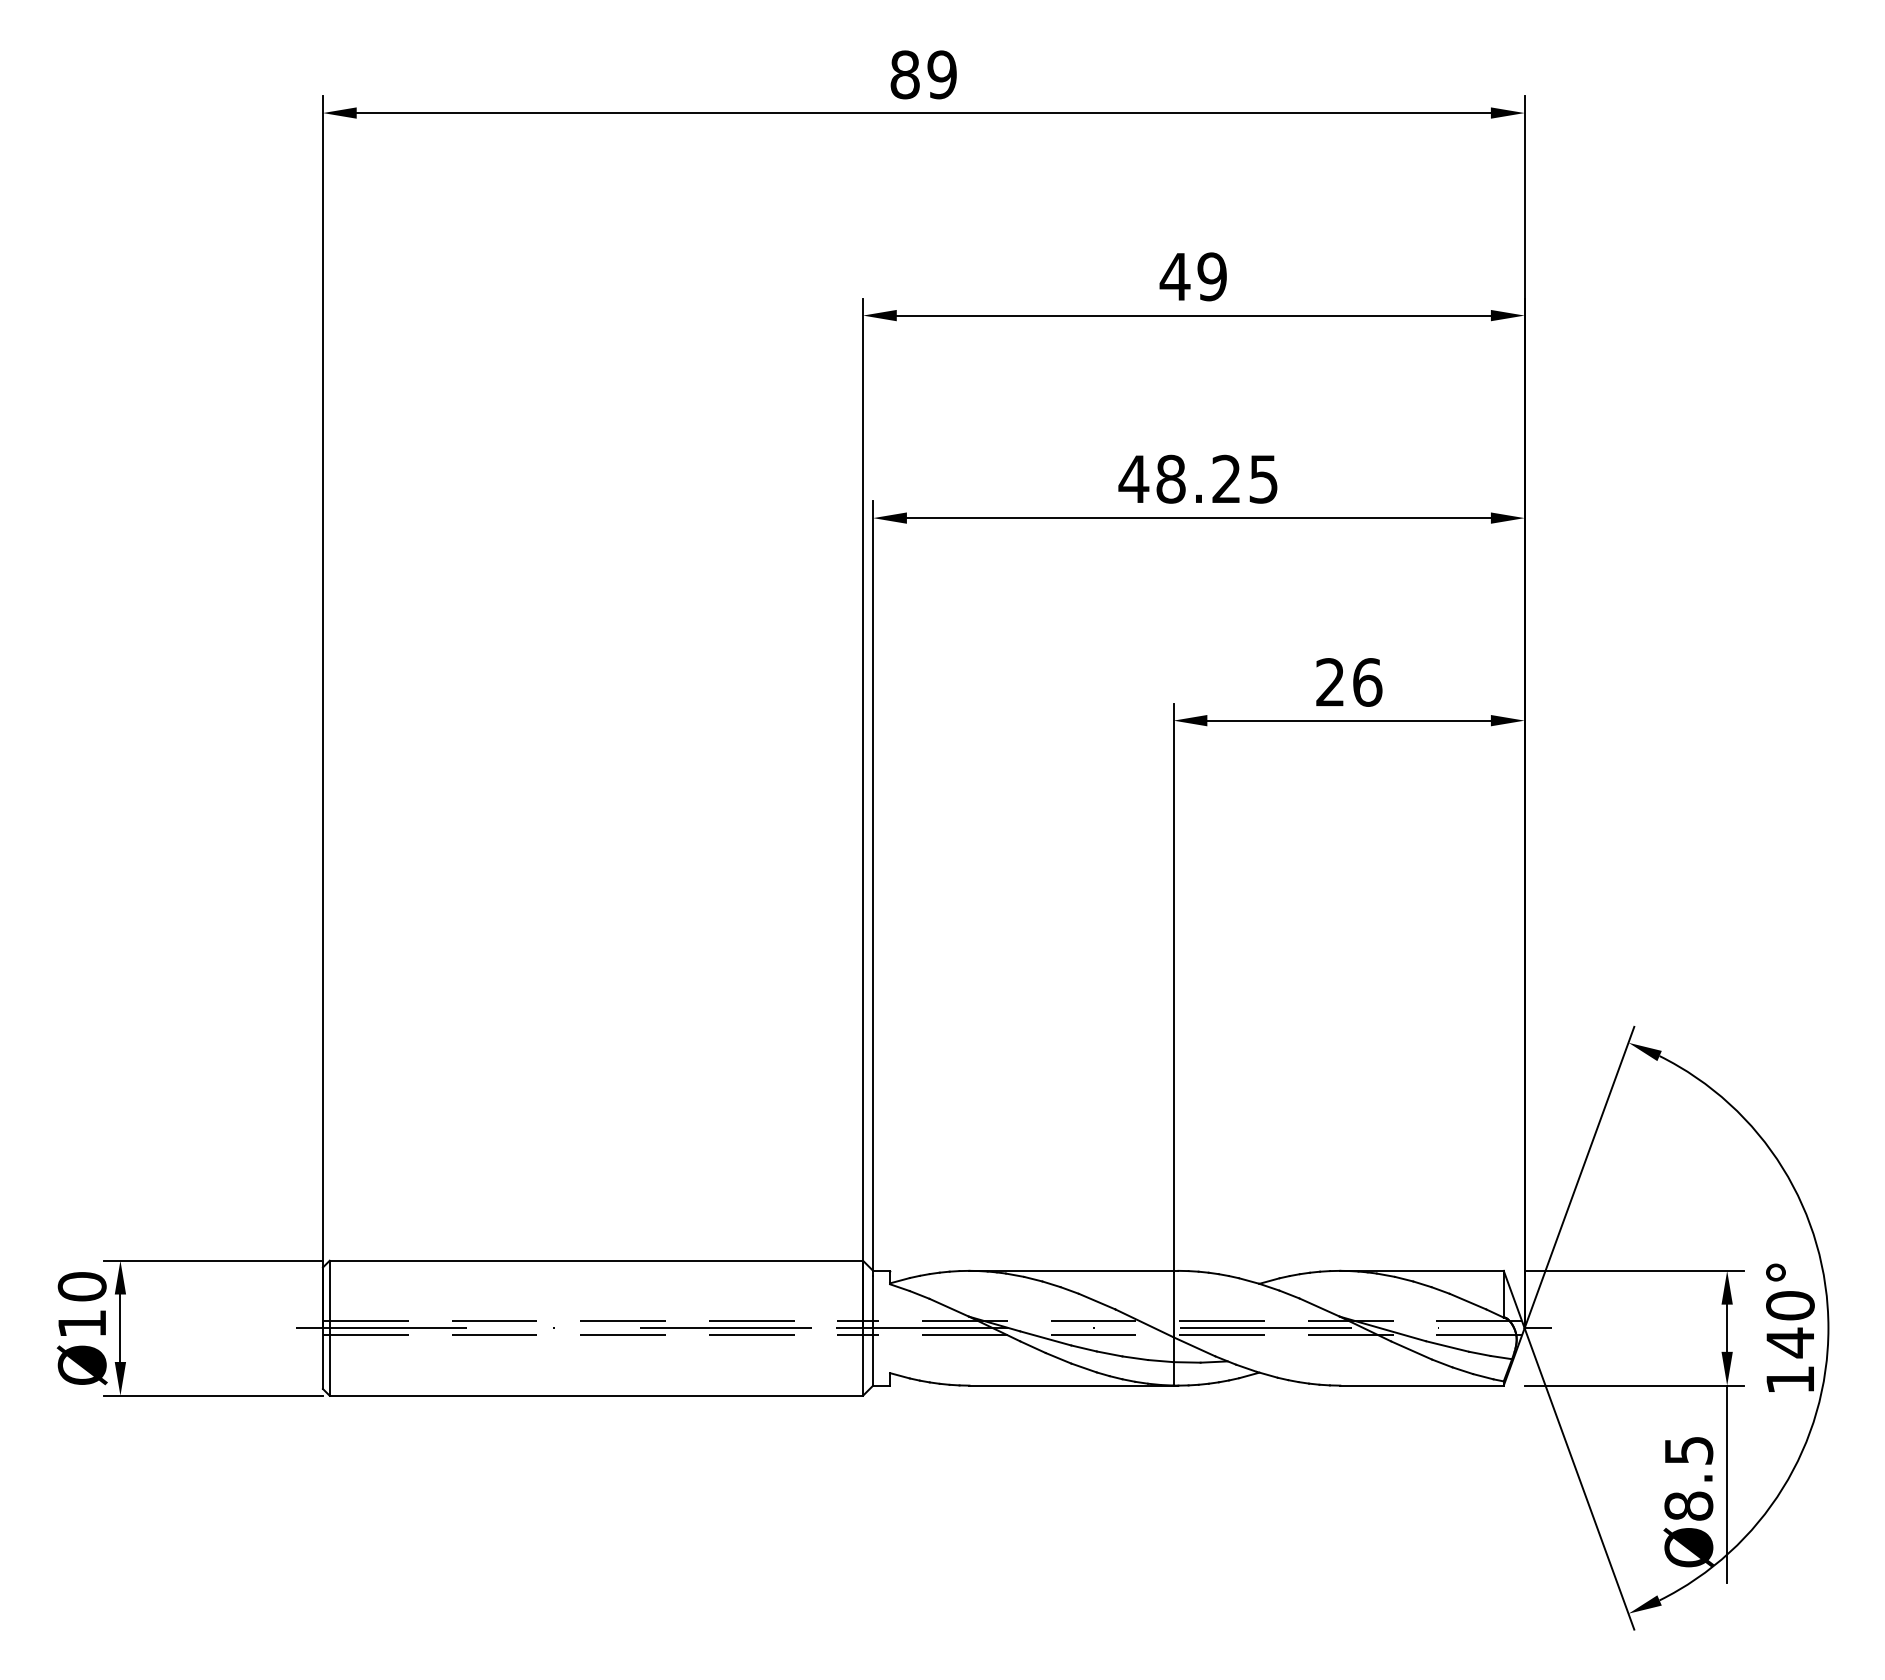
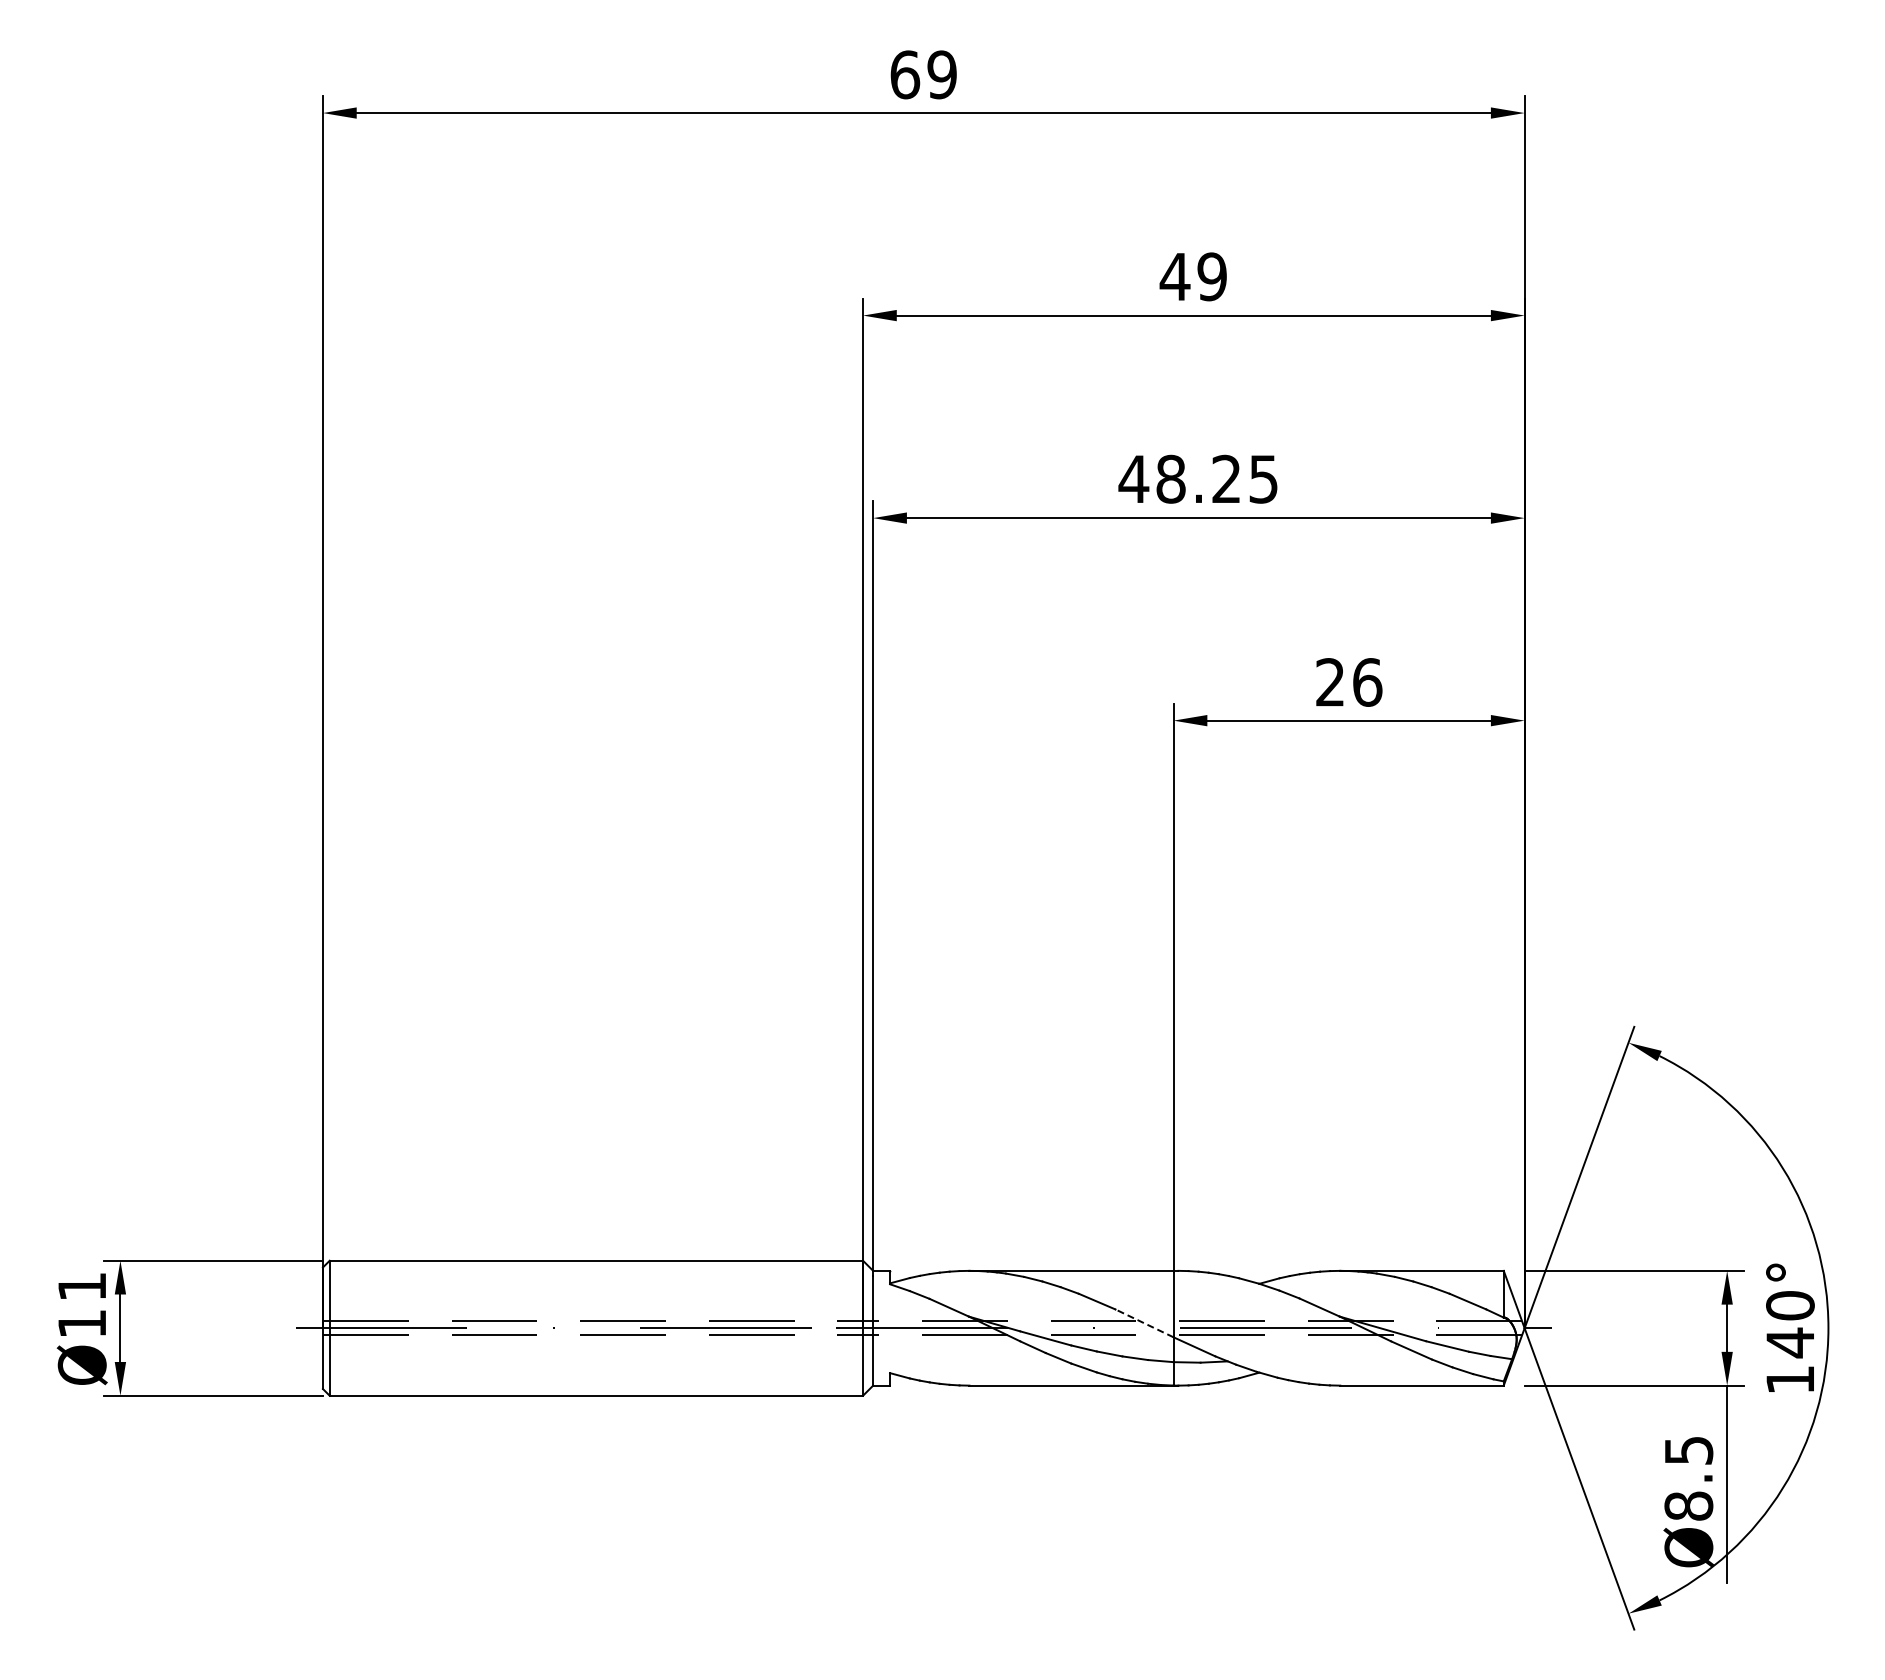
text: 89 -> 69 (905, 74)
text: Ø10 -> Ø11 (81, 1286)
line: solid -> dashed (1144, 1323)
